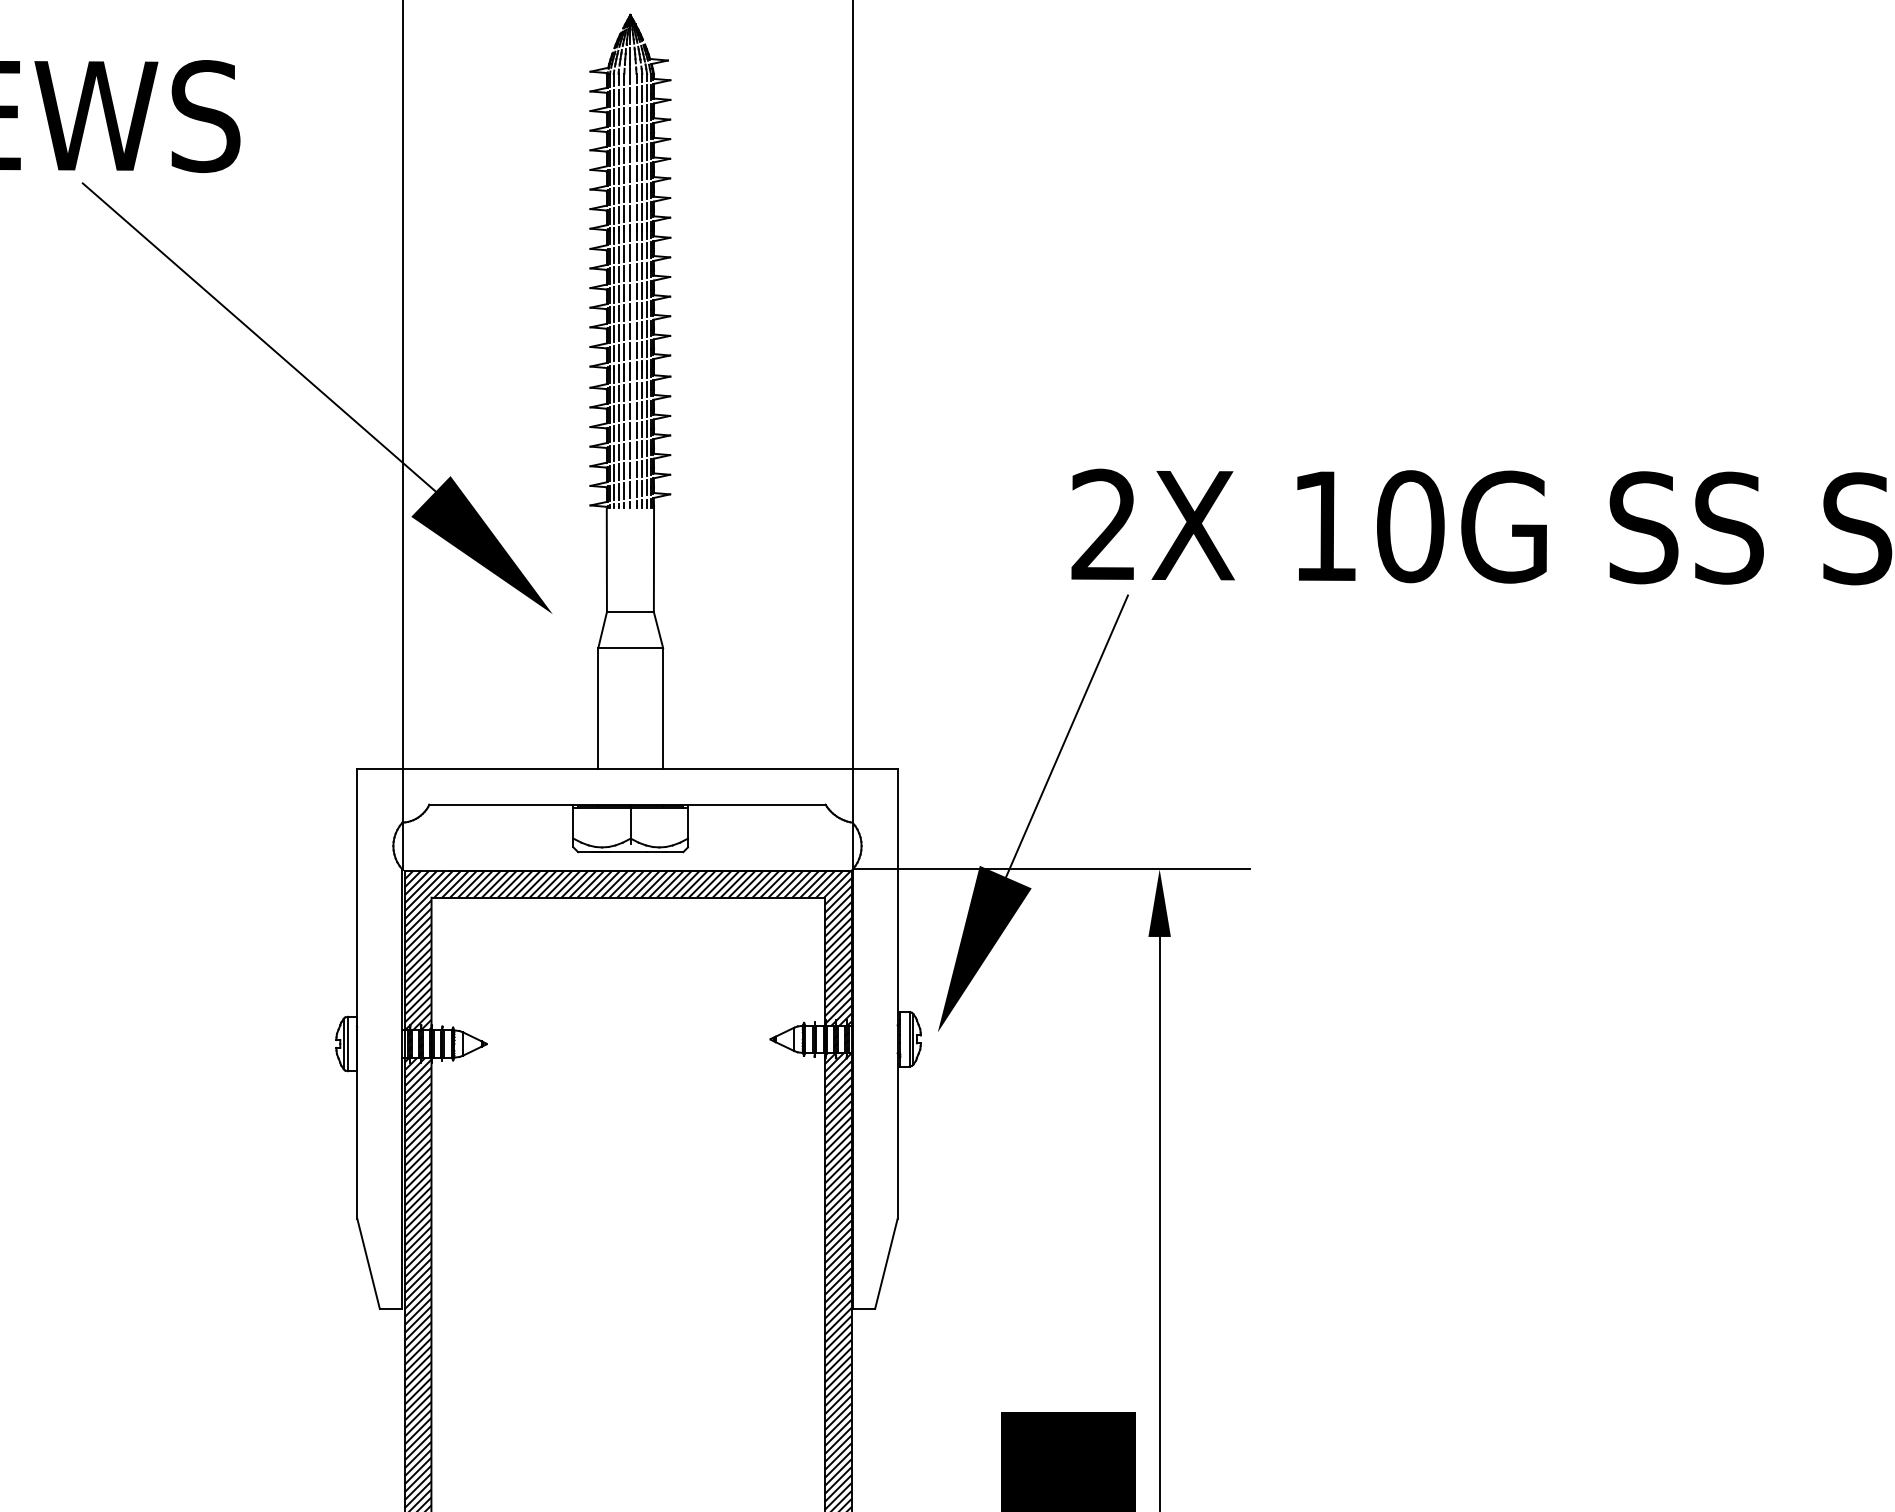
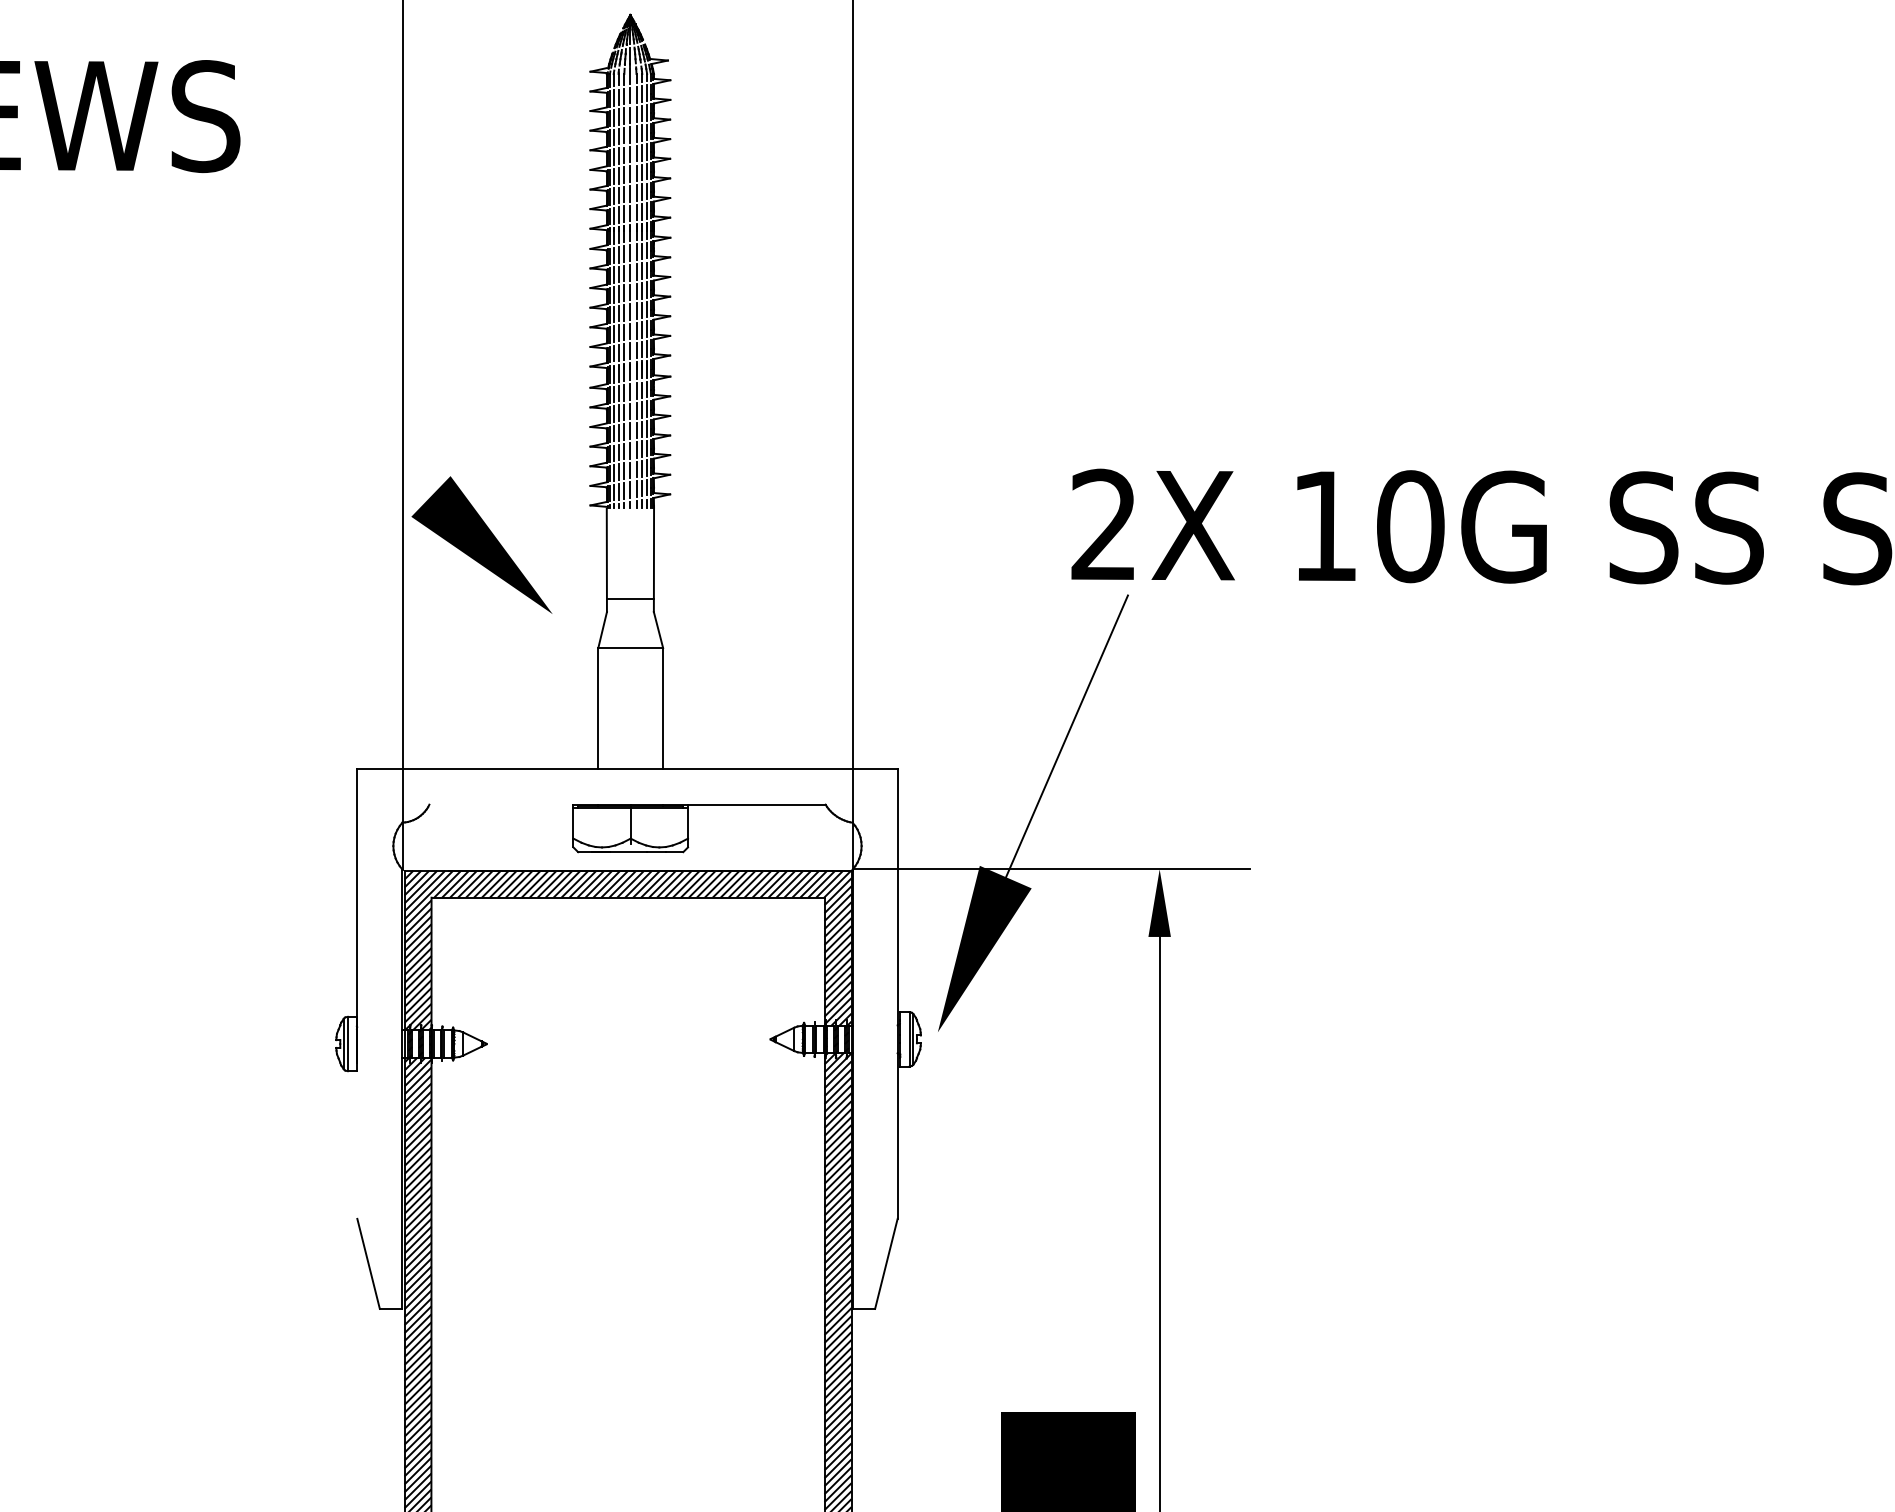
line: present -> none (265, 343)
line position: (629, 612) -> (629, 599) (629, 599)
line: present -> none (501, 804)
line: present -> none (357, 1140)
